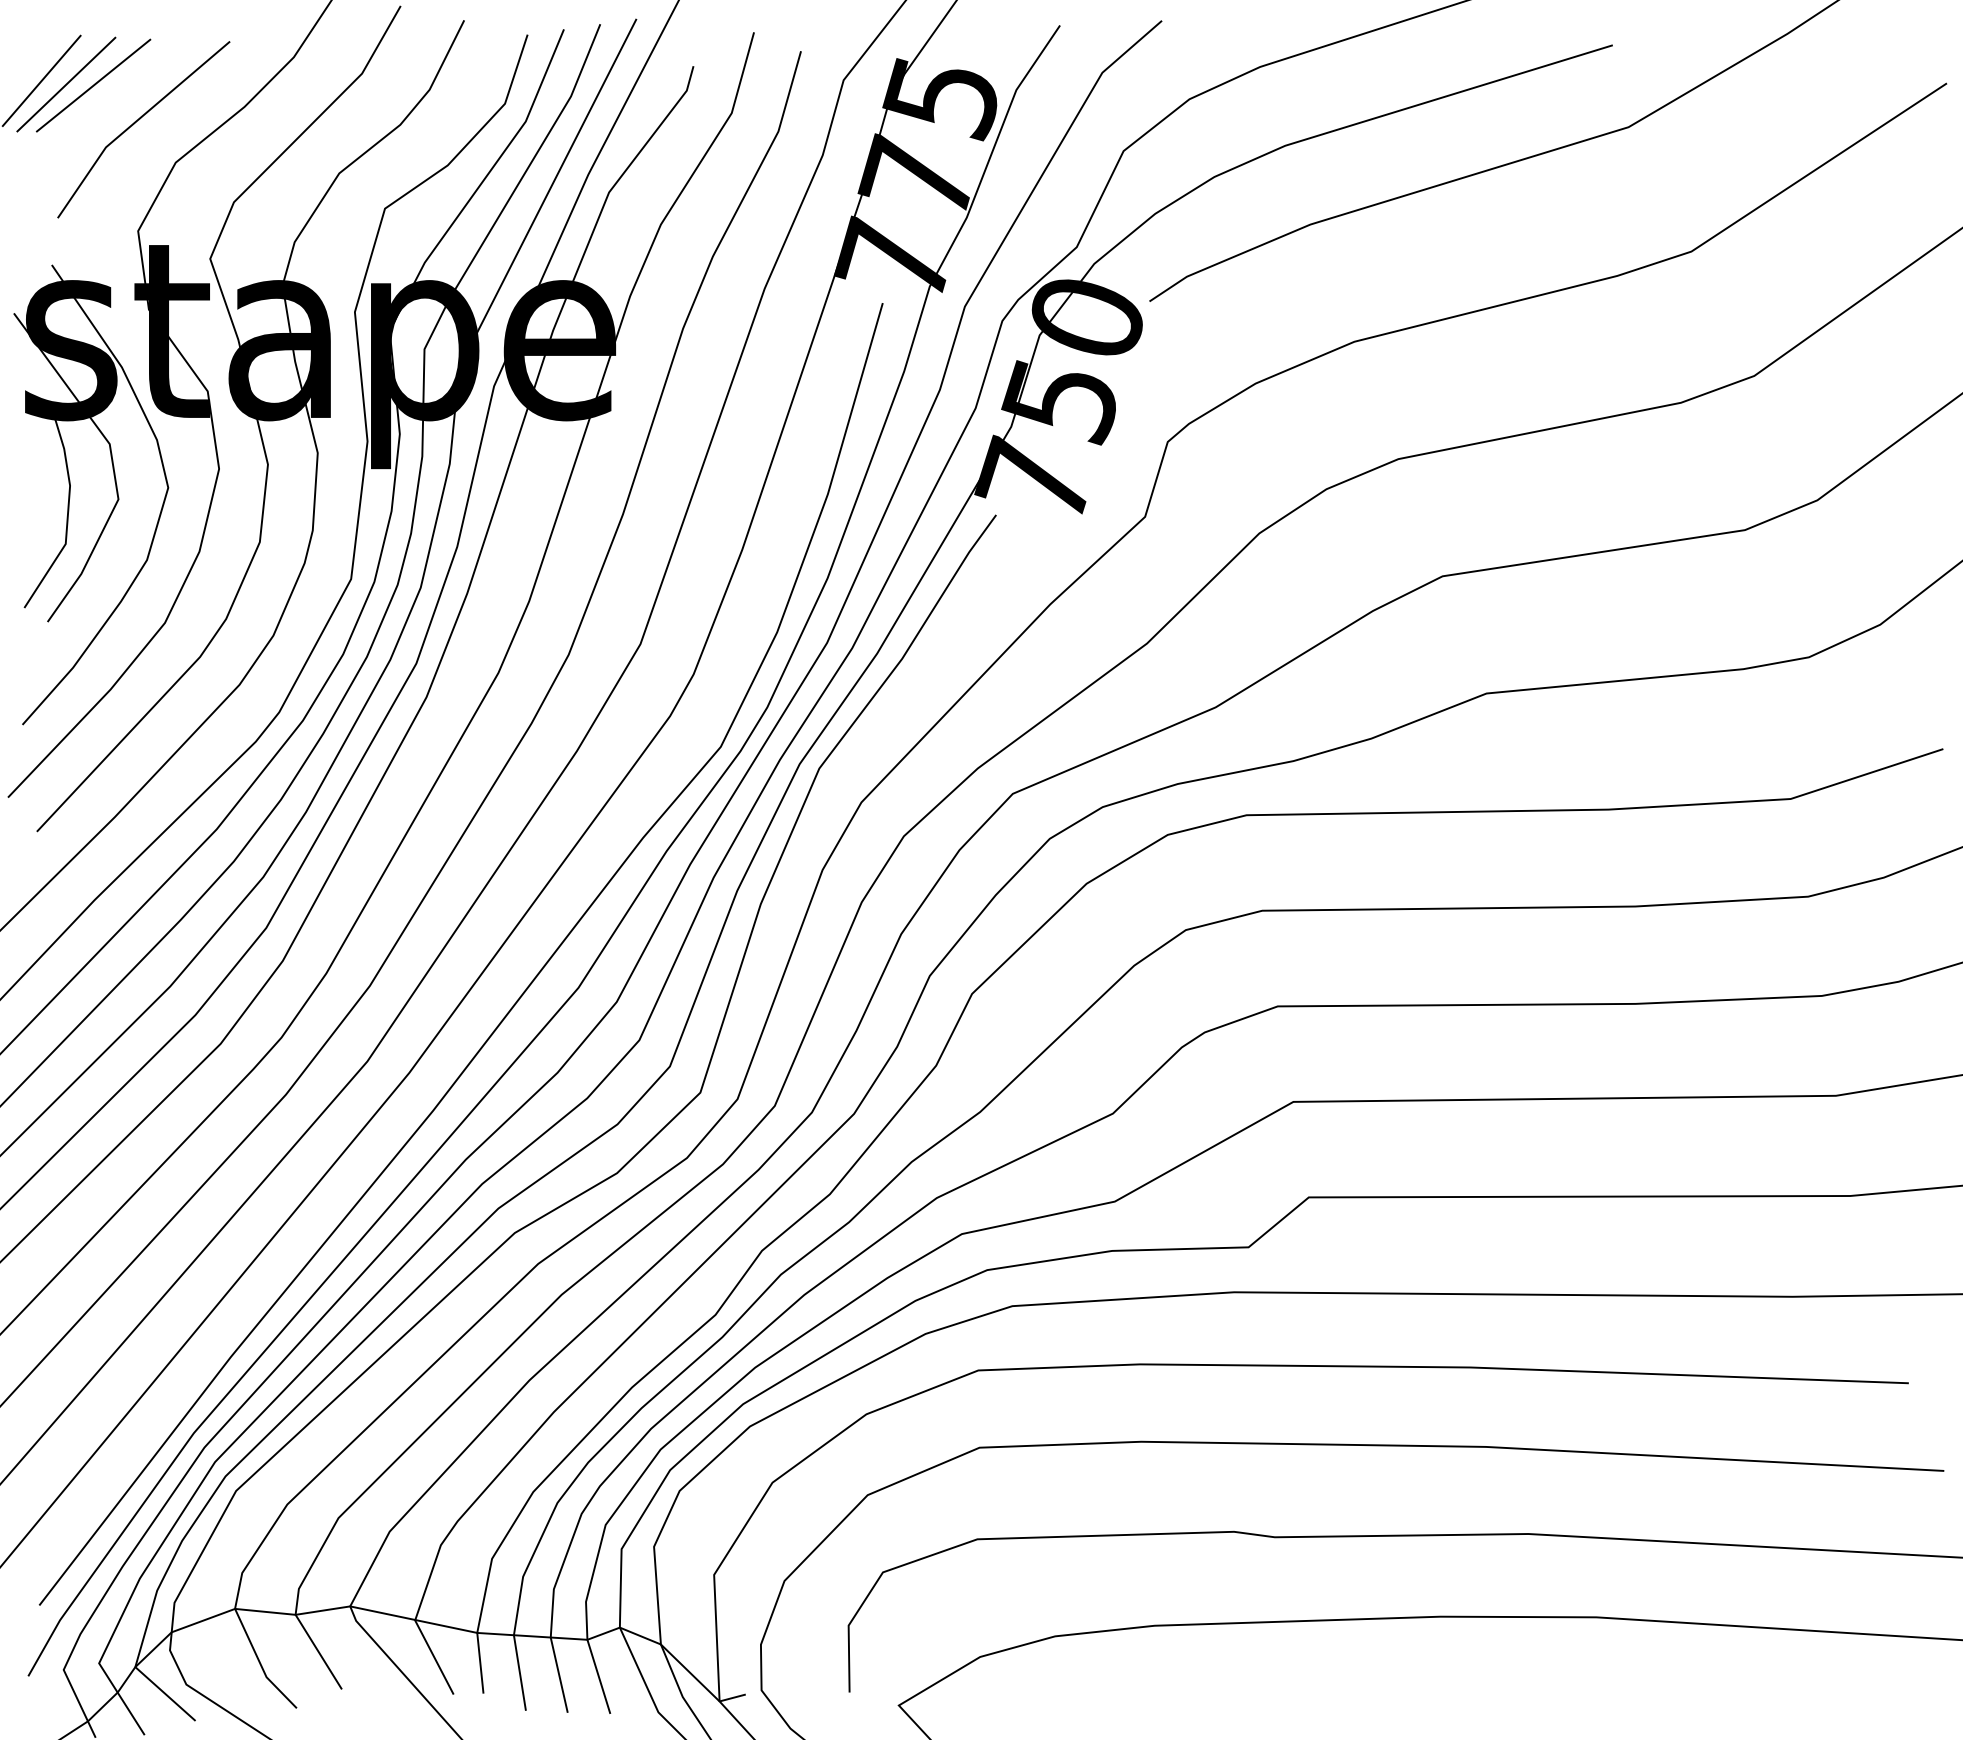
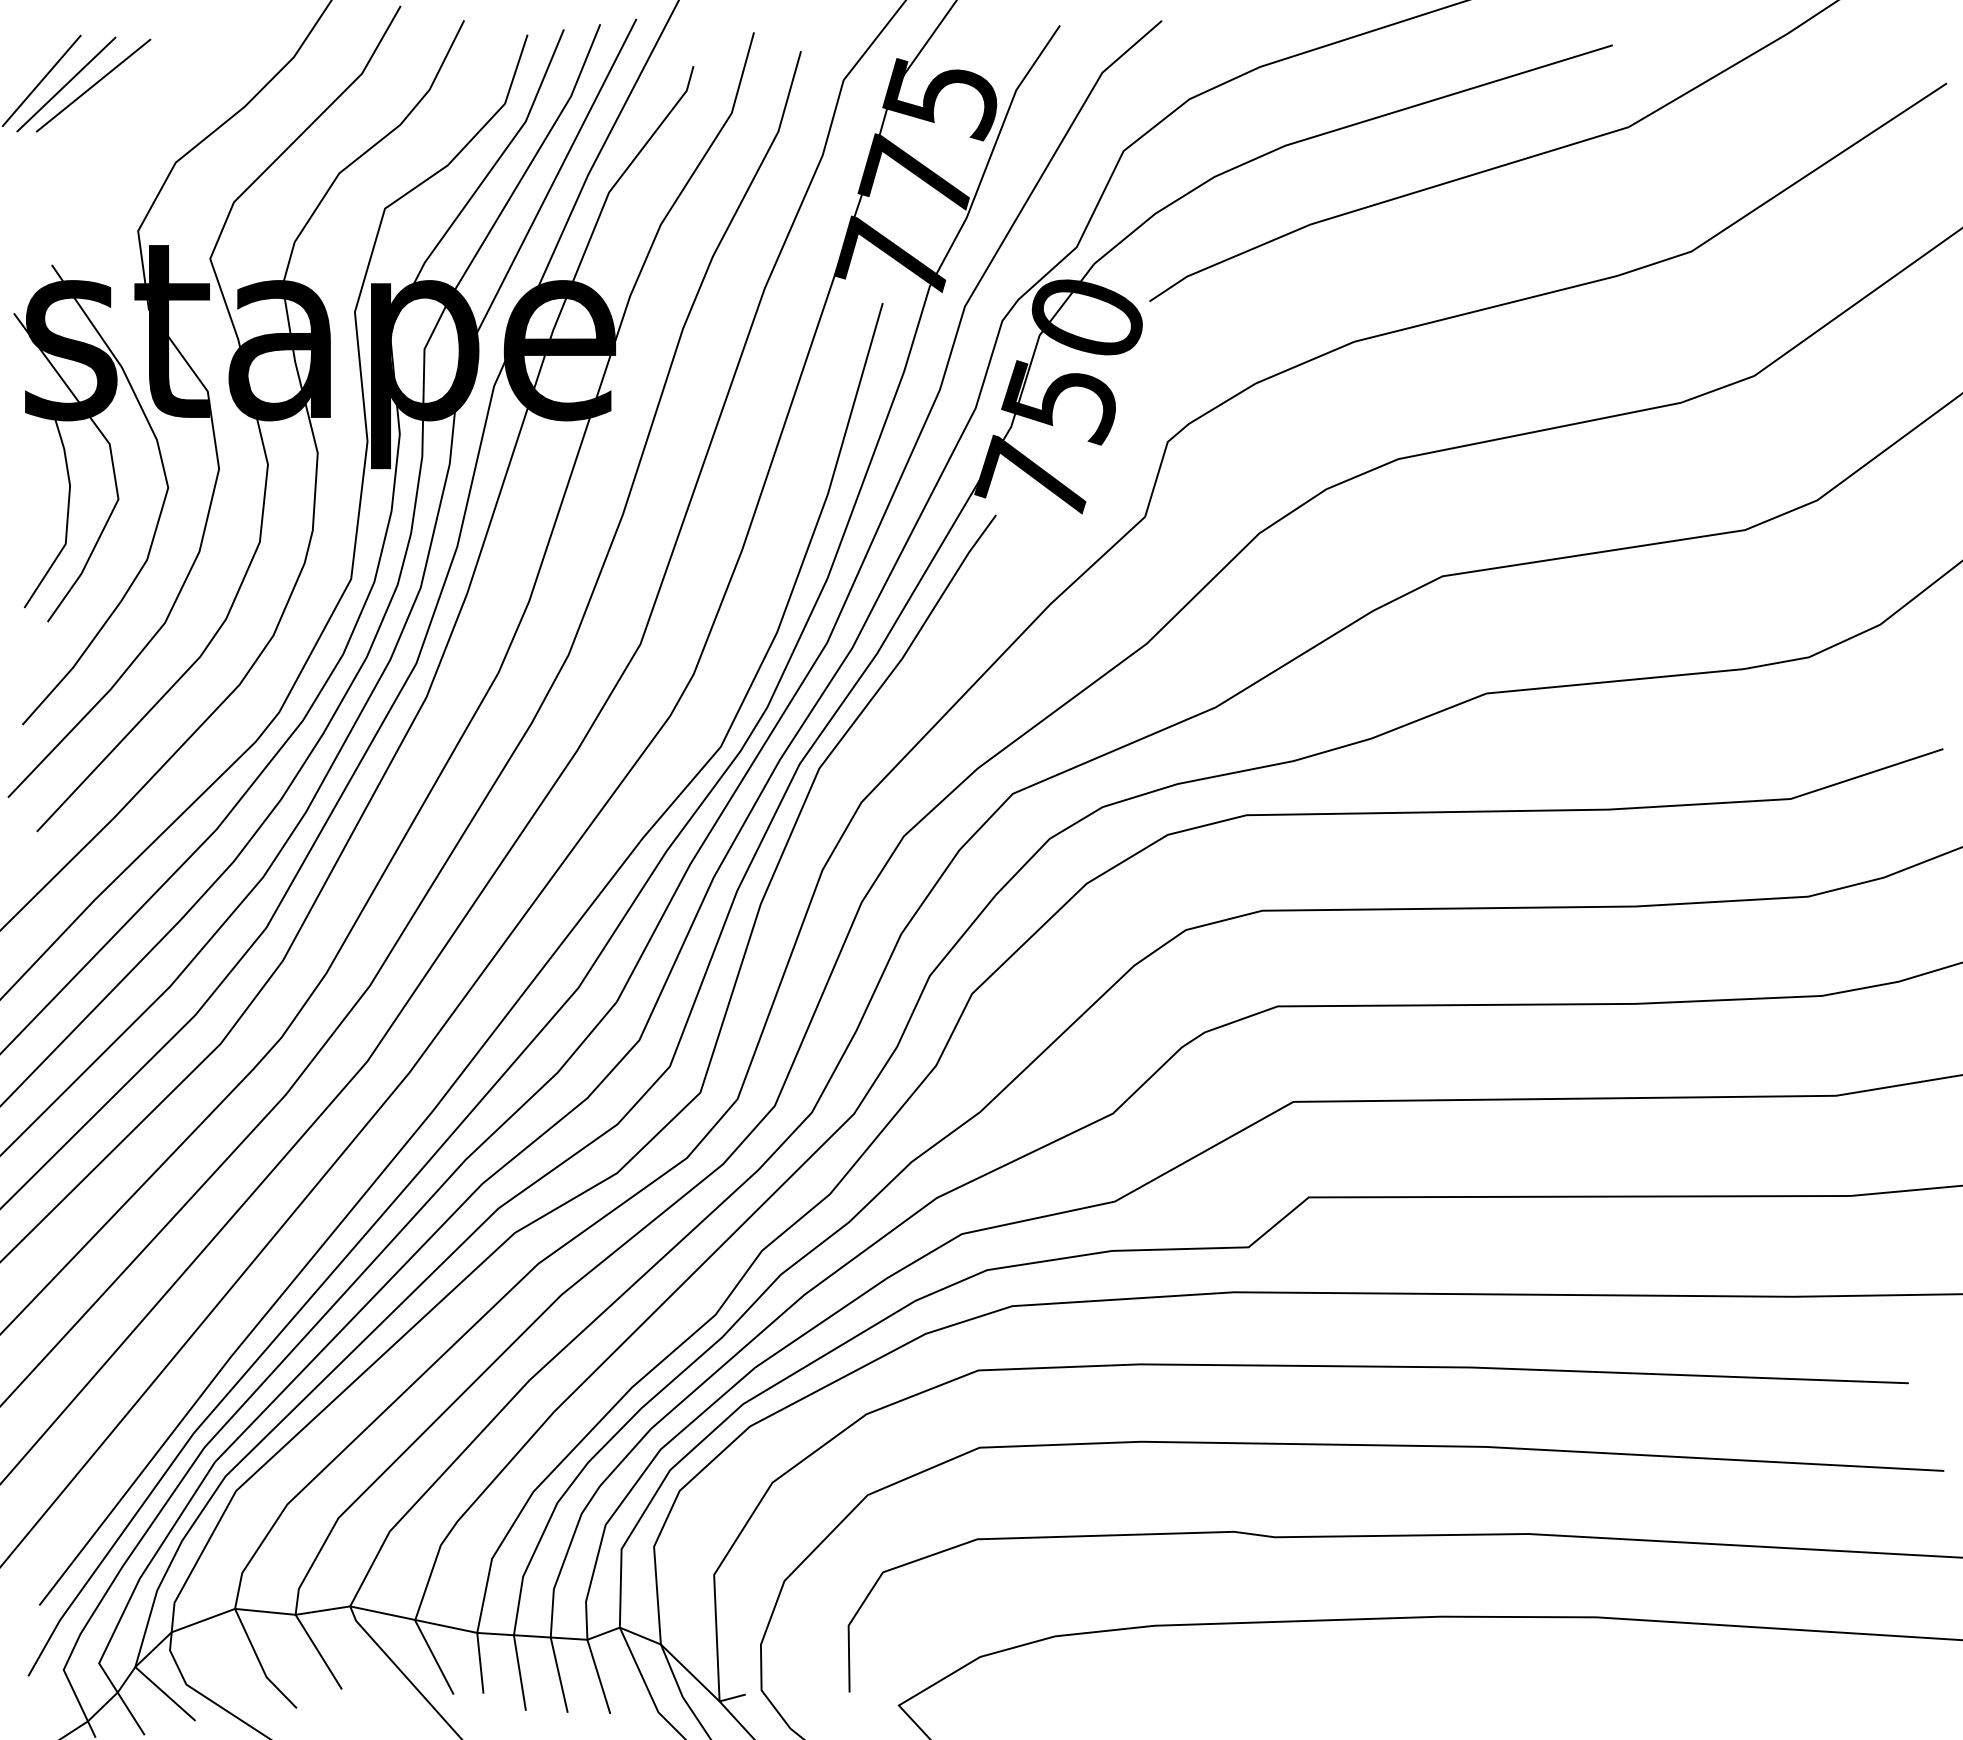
line: present -> none (139, 120)
